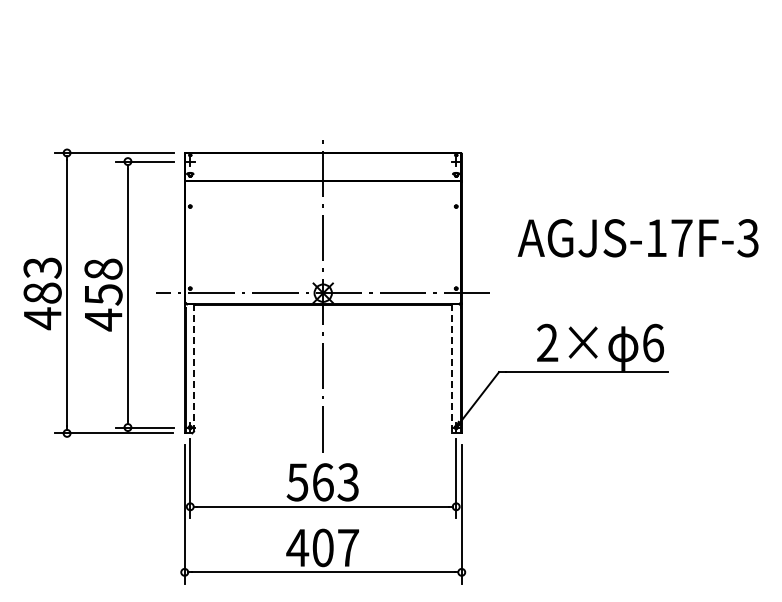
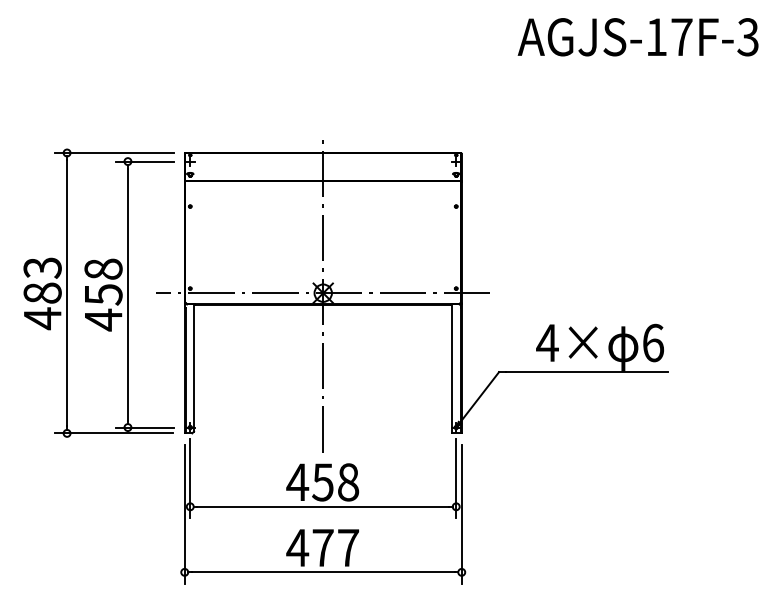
text position: (637, 238) -> (637, 37) (637, 37)
text: 2× -> 4× (547, 342)
line: dashed -> solid (194, 368)
line: dashed -> solid (452, 368)
text: 563 -> 458 (322, 482)
text: 407 -> 477 (322, 547)
